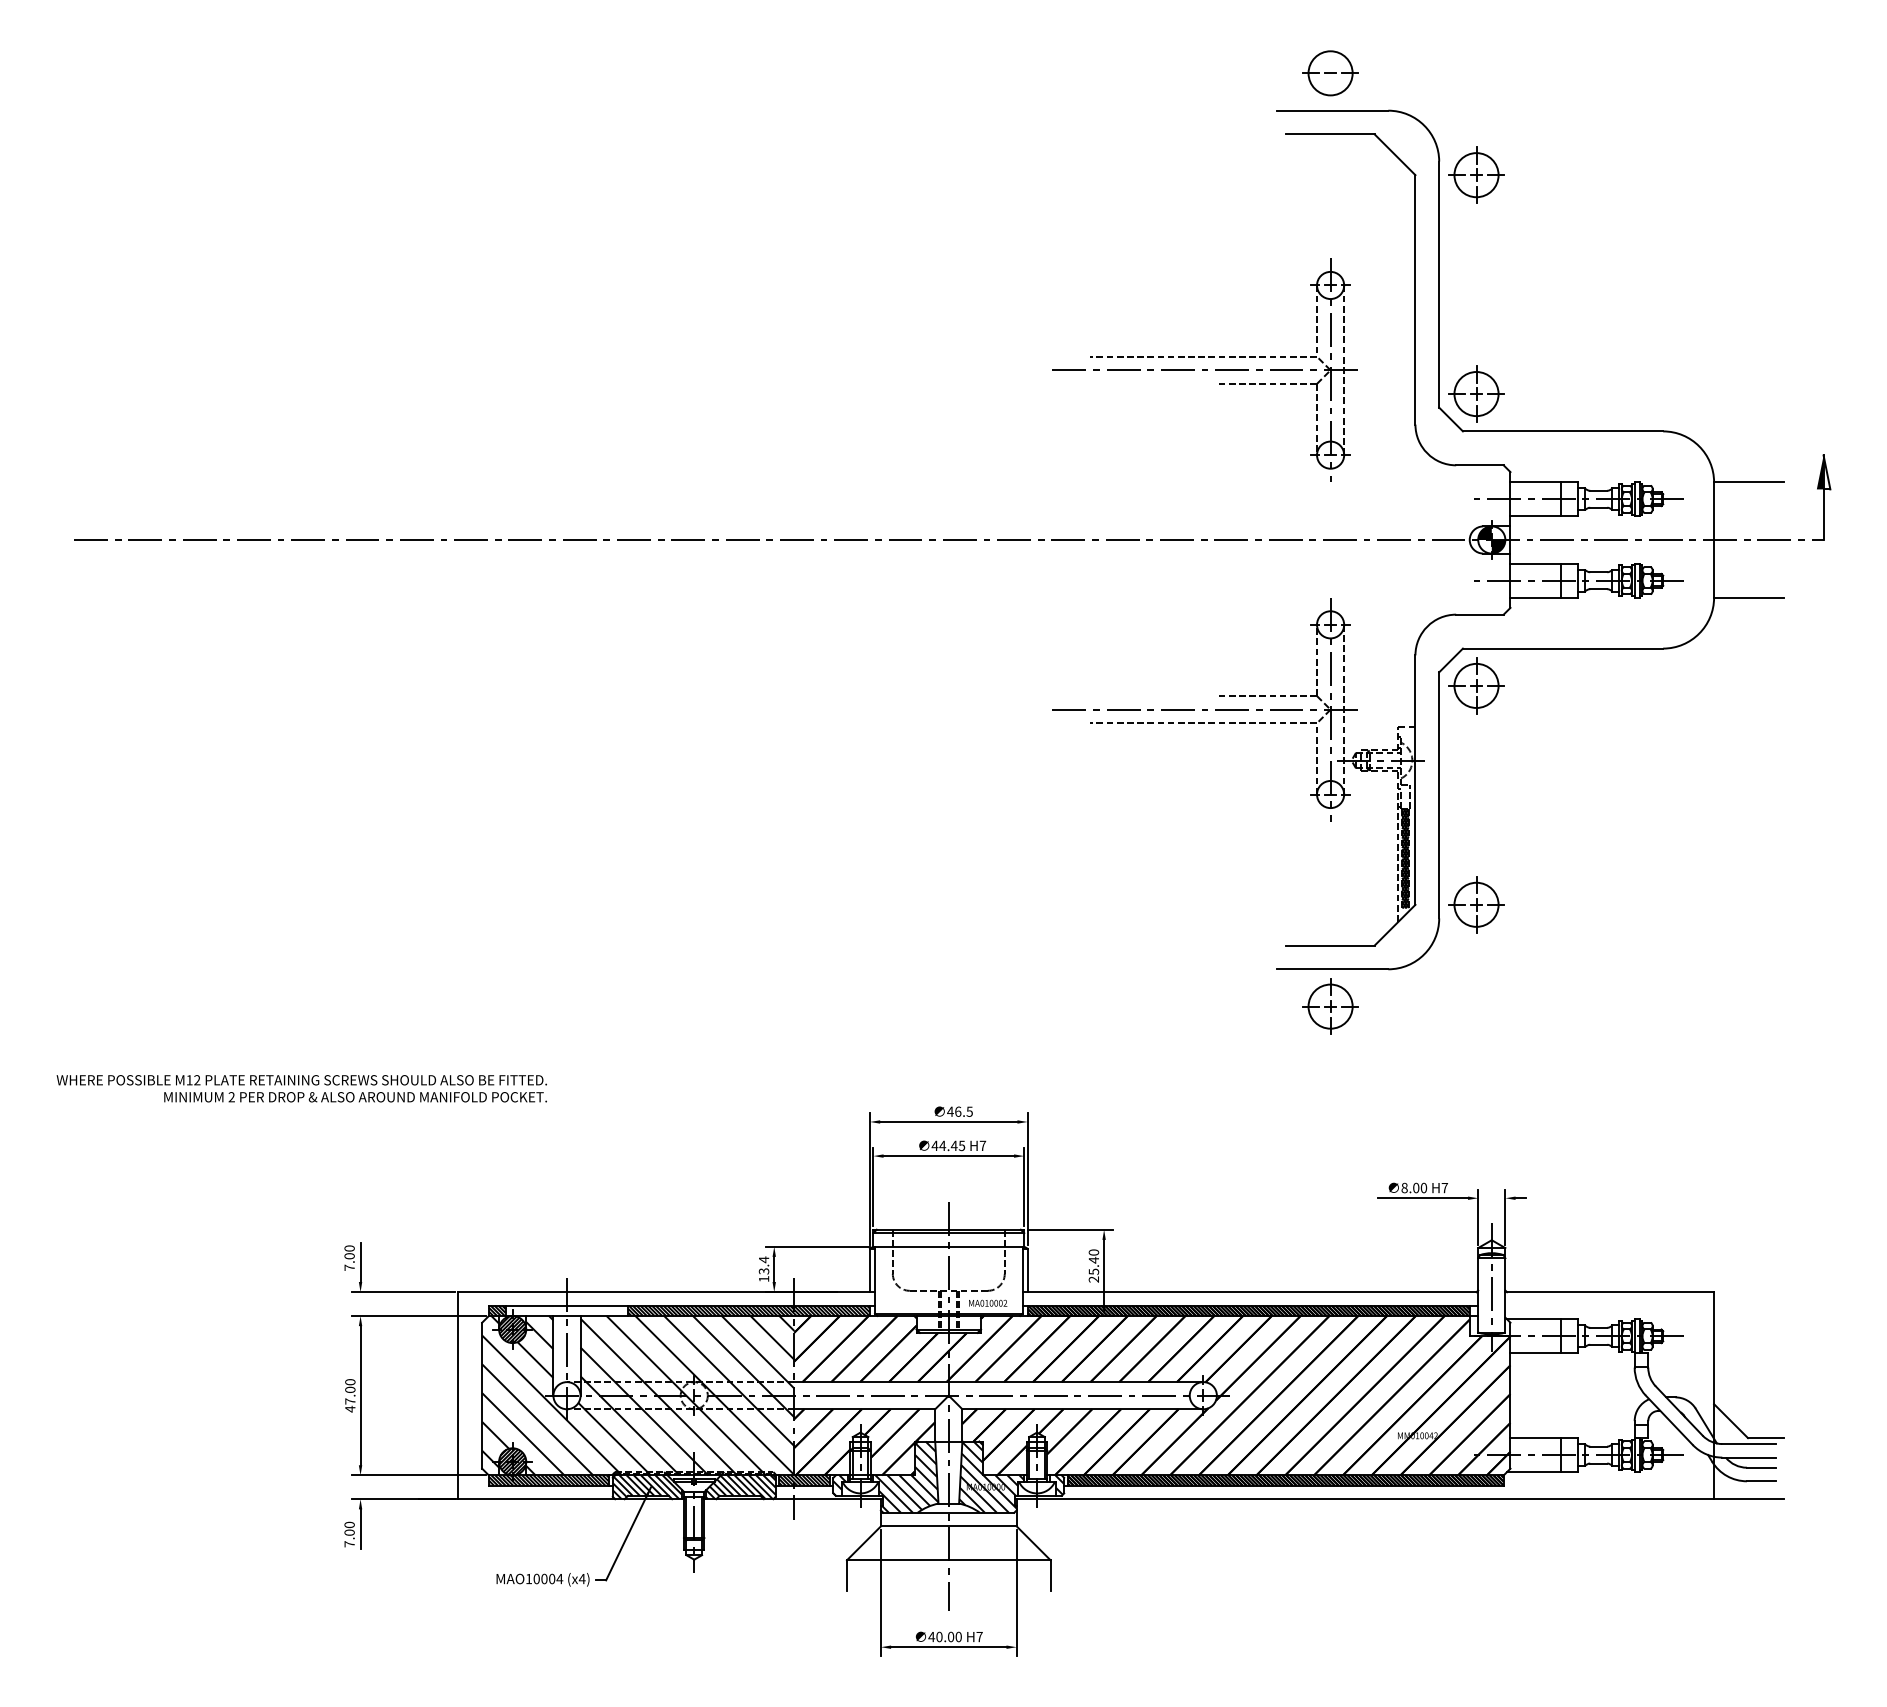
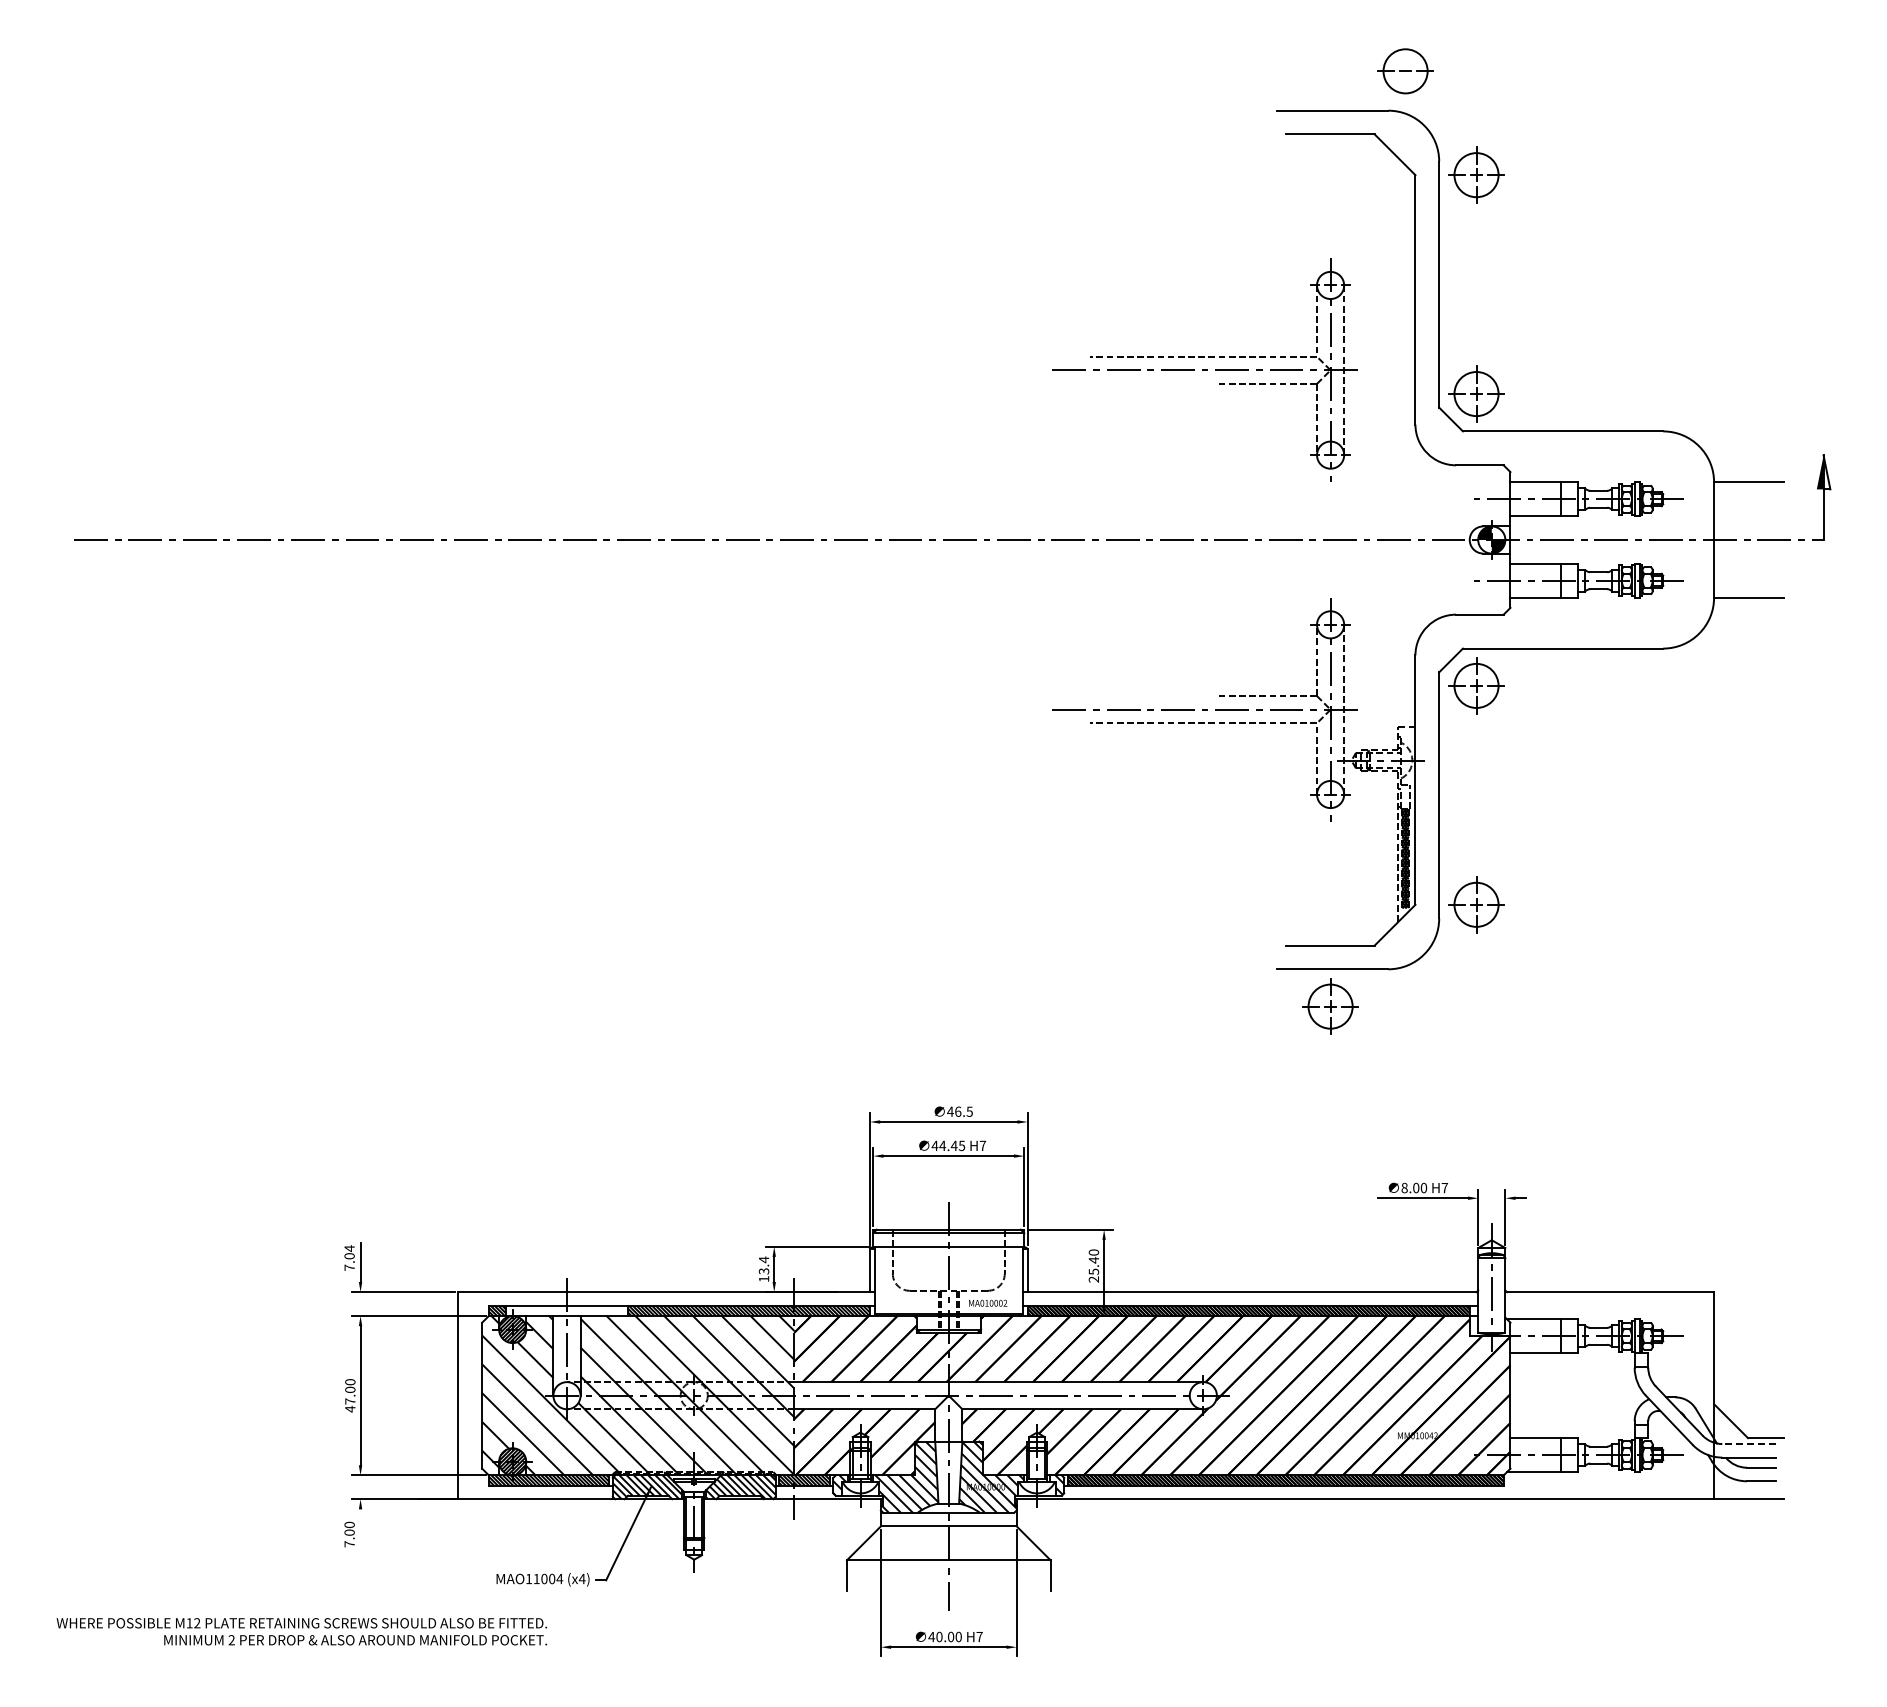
part position: (1330, 73) -> (1405, 71) (1405, 71)
text position: (301, 1088) -> (301, 1631) (301, 1631)
text: 7.00 -> 7.04 (349, 1248)
line: solid -> dashed (1749, 1444)
line: present -> none (360, 1528)
text: MAO10004 -> MAO11004 (536, 1578)
